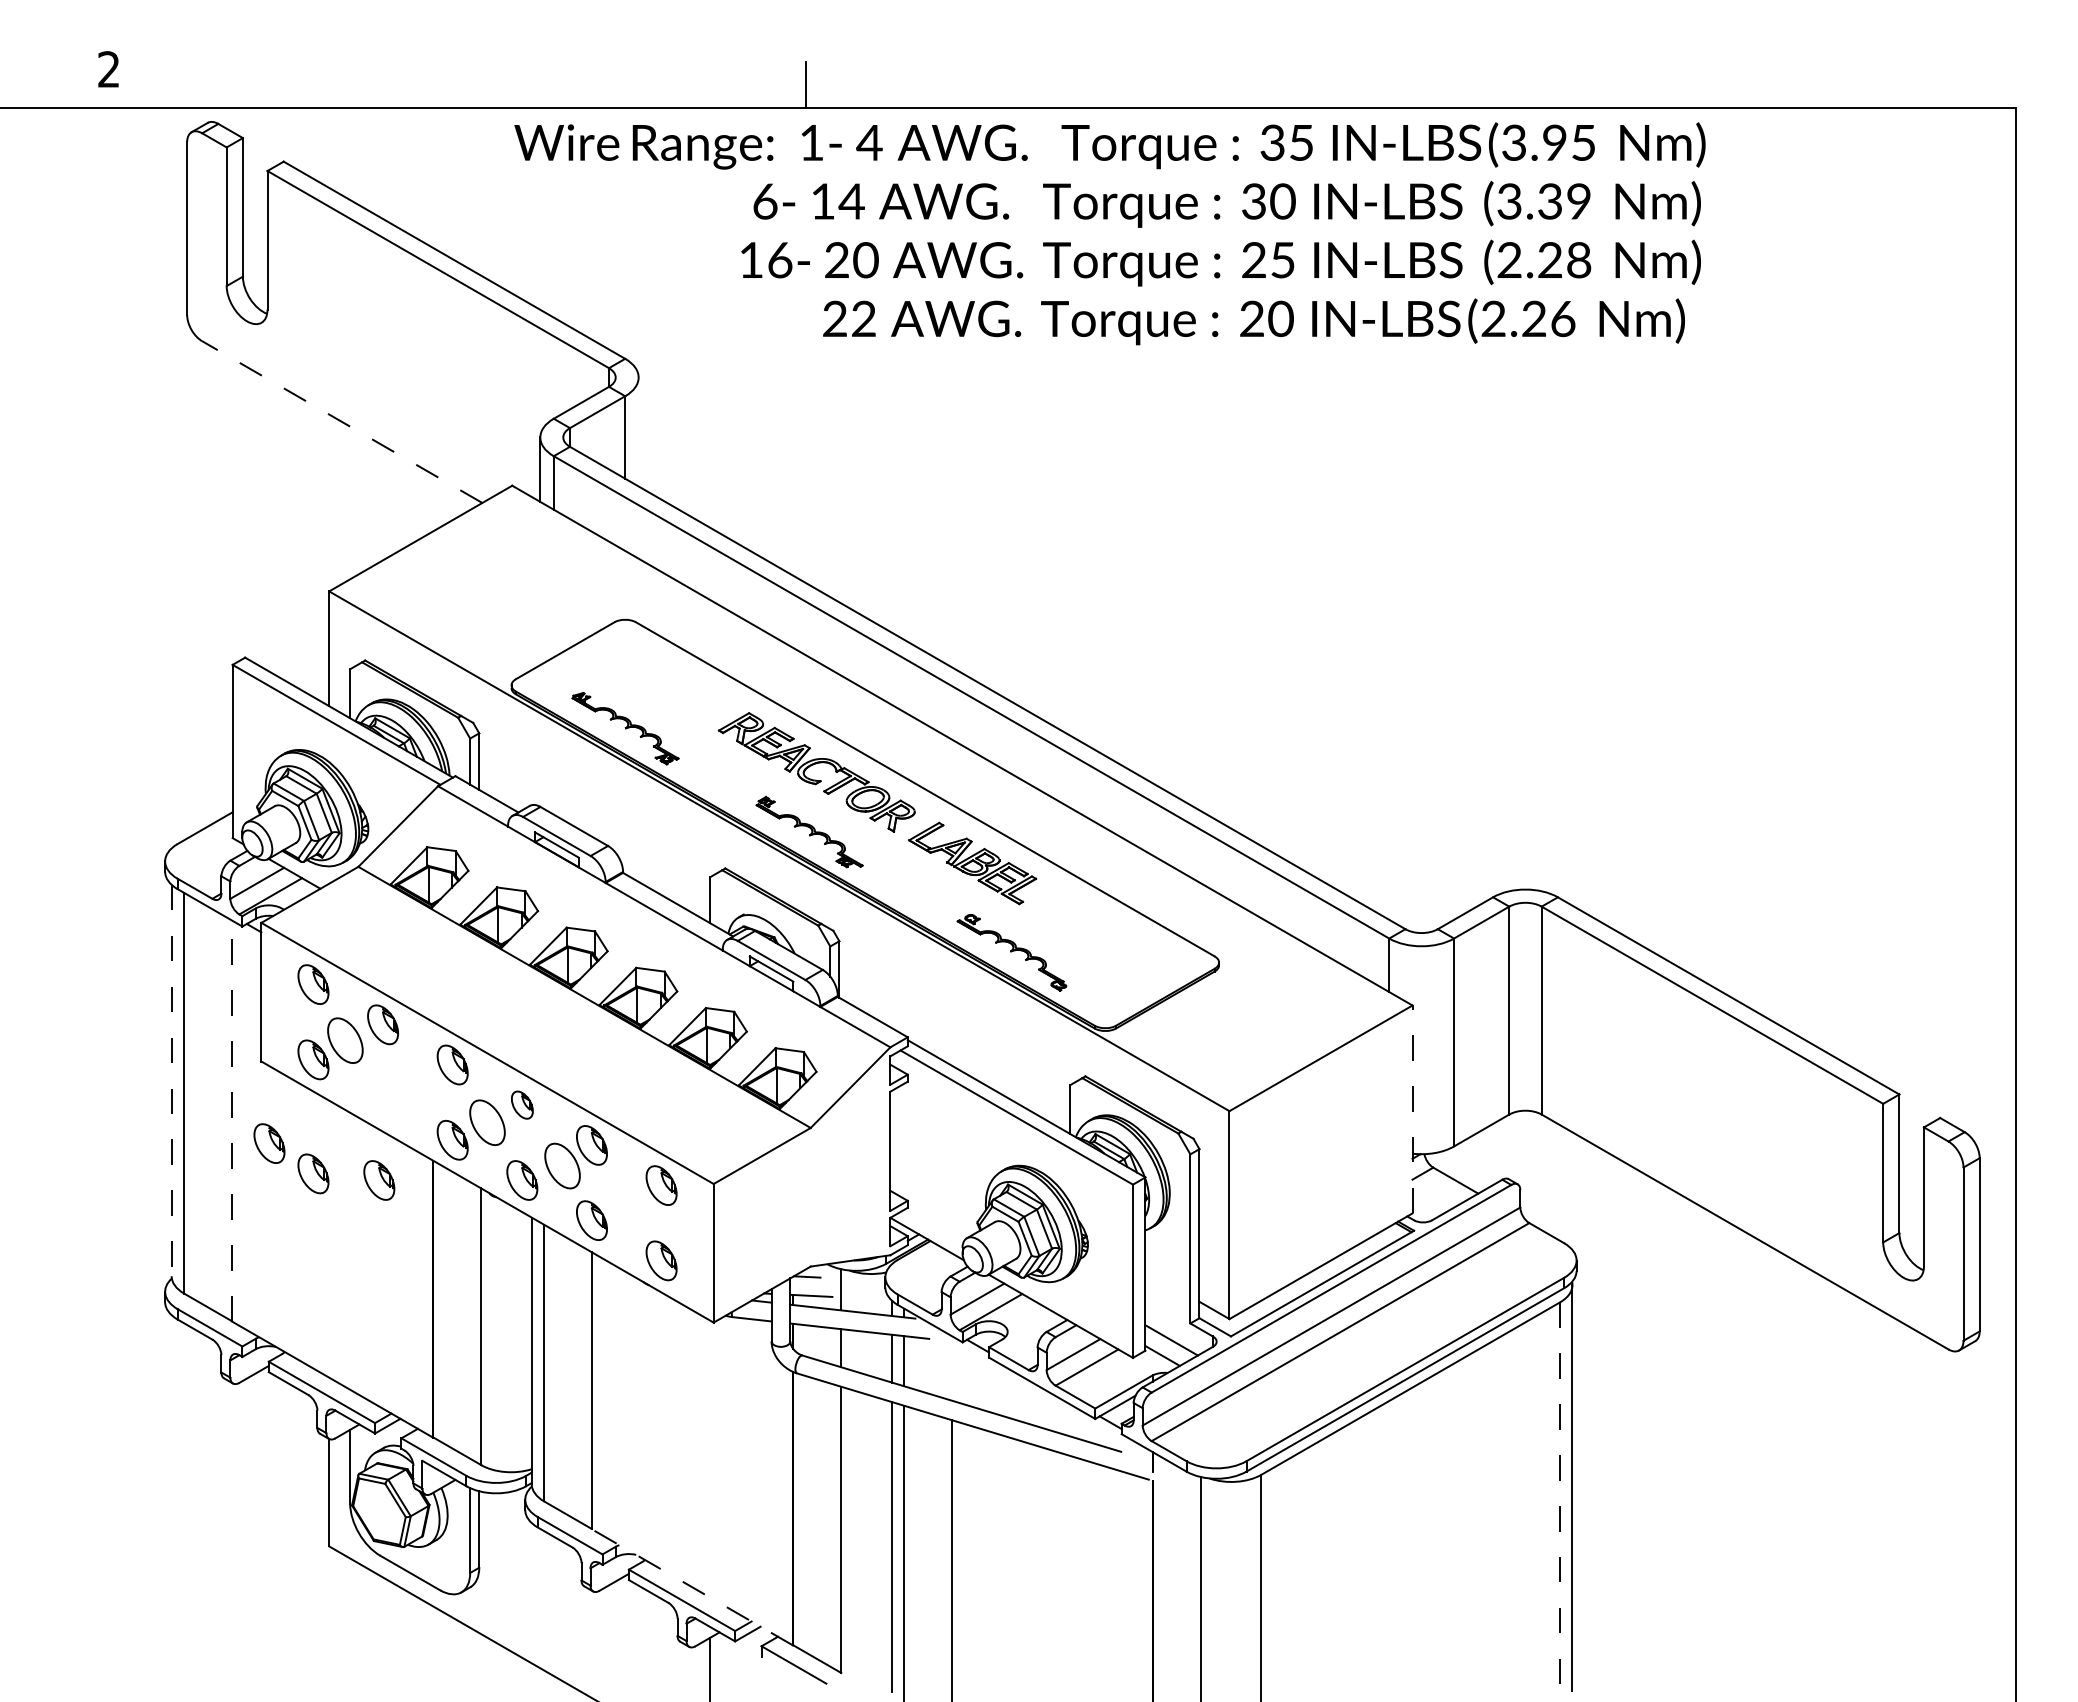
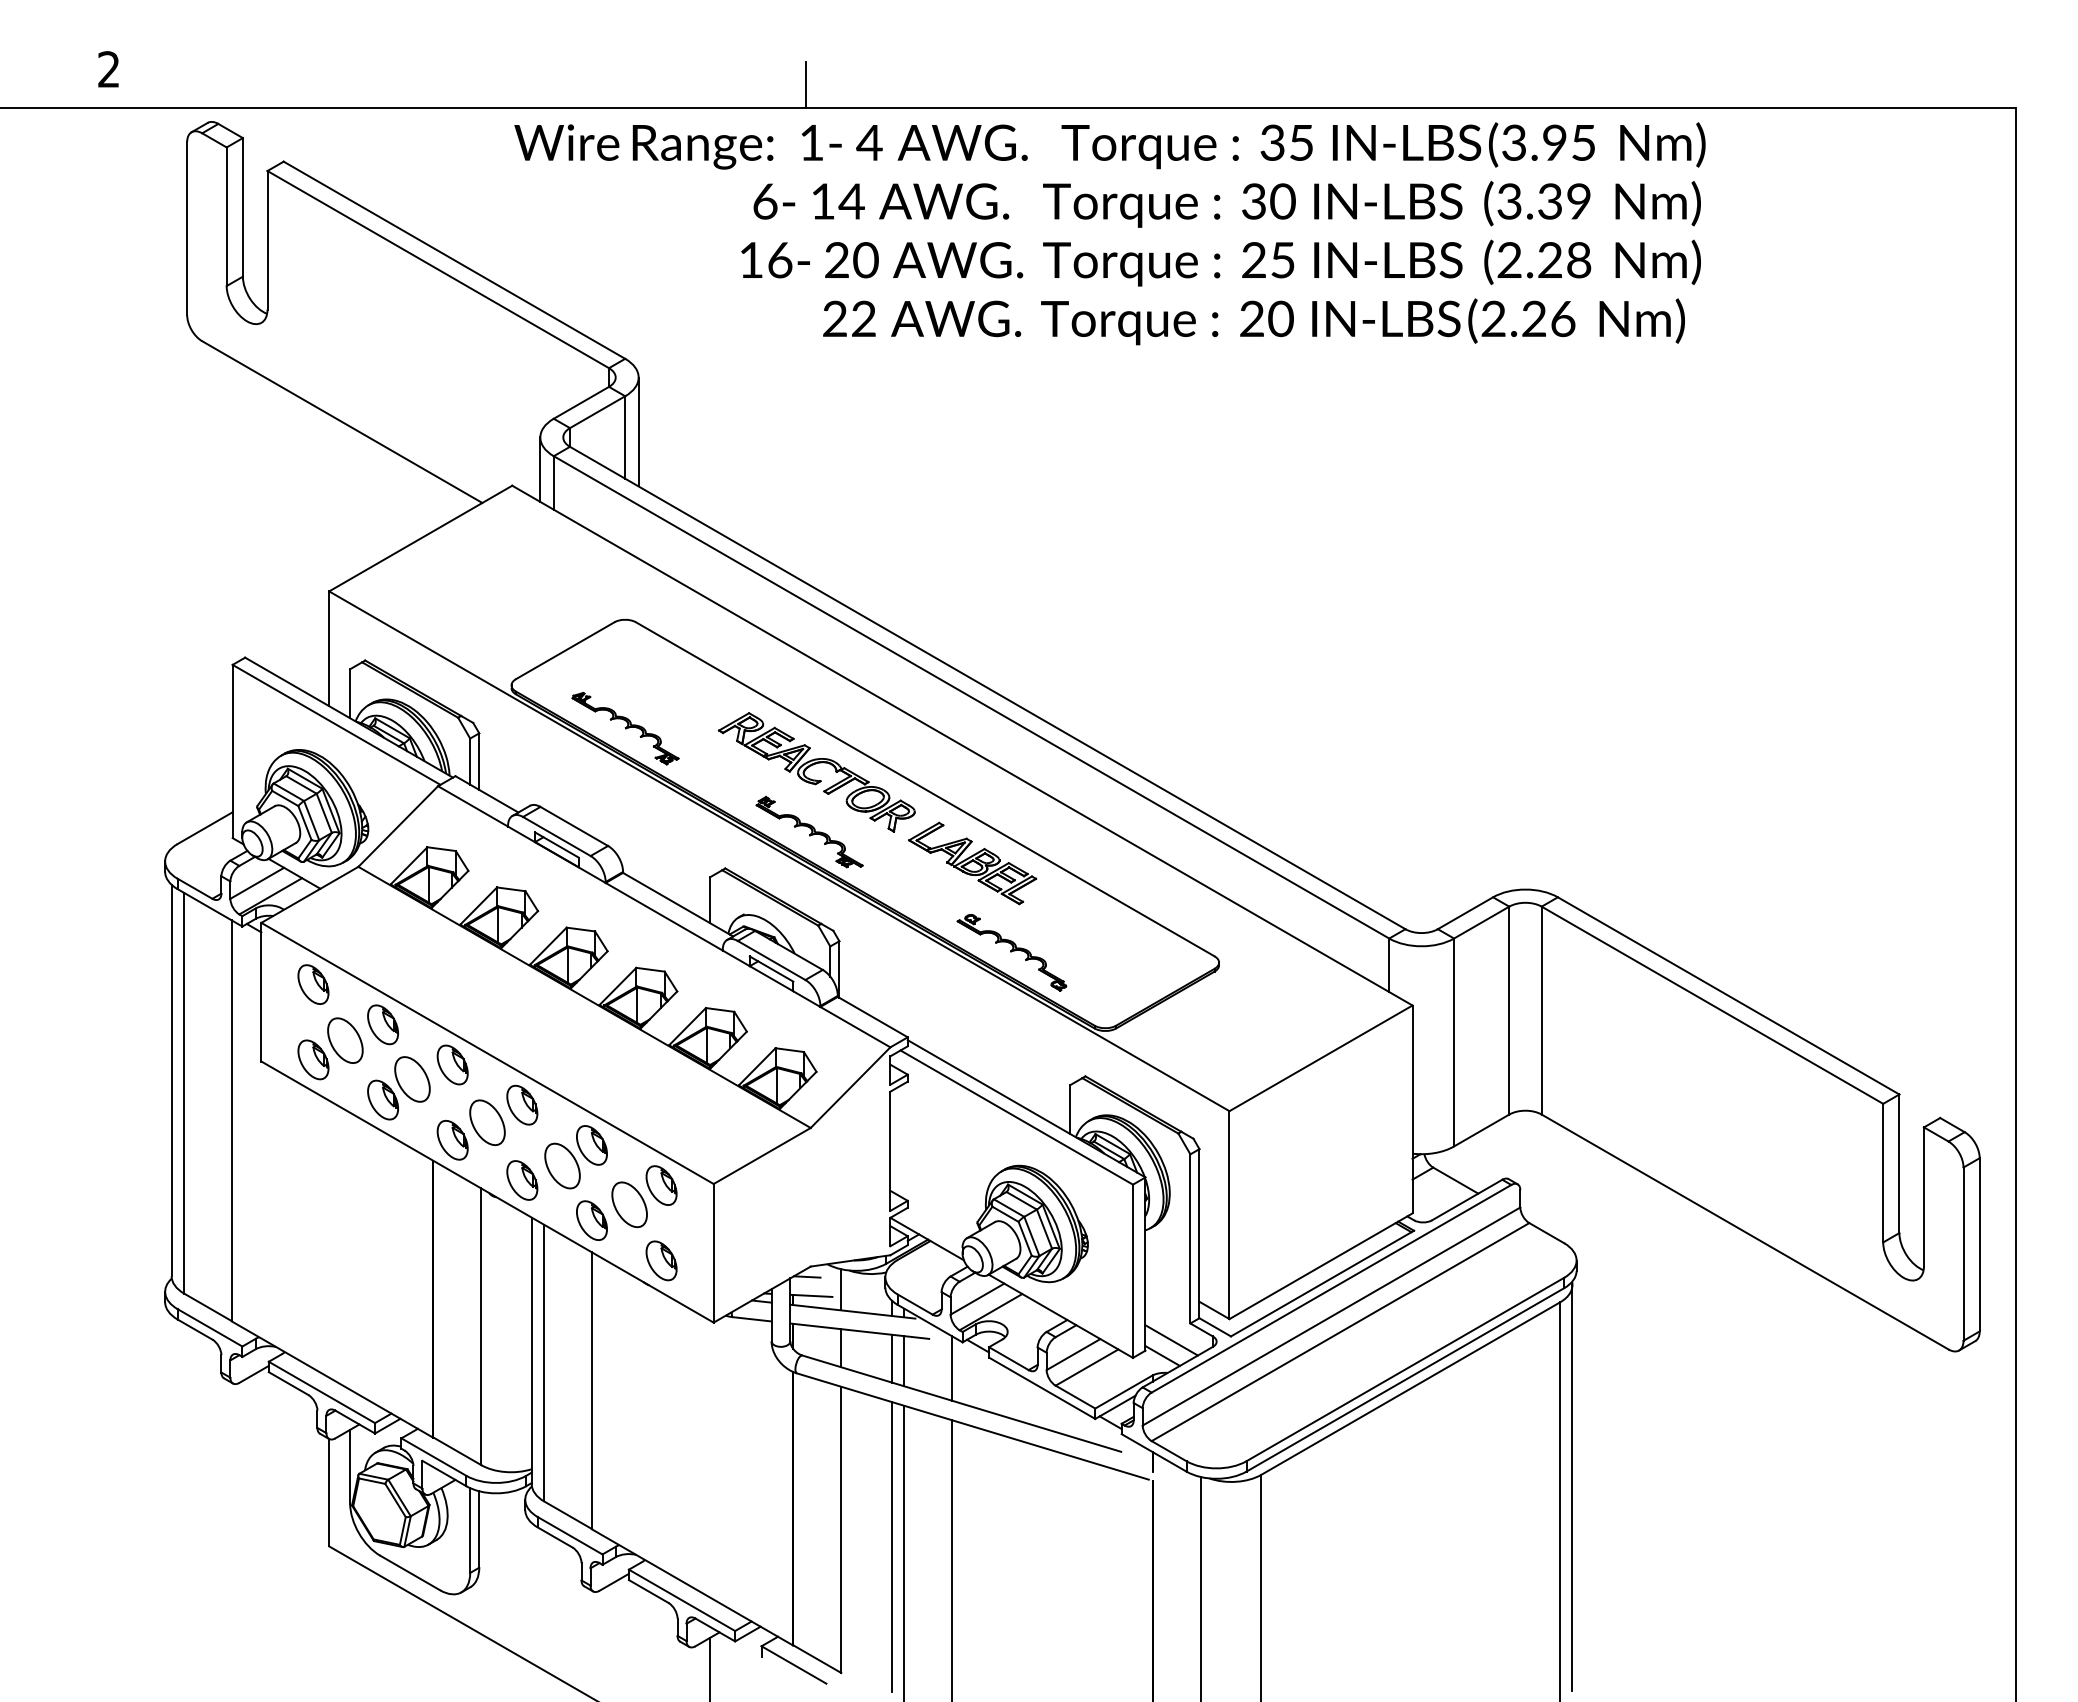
line: dashed -> solid (342, 422)
line: none -> present (638, 431)
line: dashed -> solid (171, 1080)
part: none -> present (398, 1088)
part size: 23x30 px -> 33x42 px (522, 1104)
line: dashed -> solid (1412, 1109)
line: dashed -> solid (231, 1120)
part: present -> none (269, 1143)
part: present -> none (313, 1173)
part: present -> none (379, 1180)
part: none -> present (629, 1204)
line: none -> present (952, 1368)
line: dashed -> solid (1560, 1501)
line: dashed -> solid (692, 1587)
